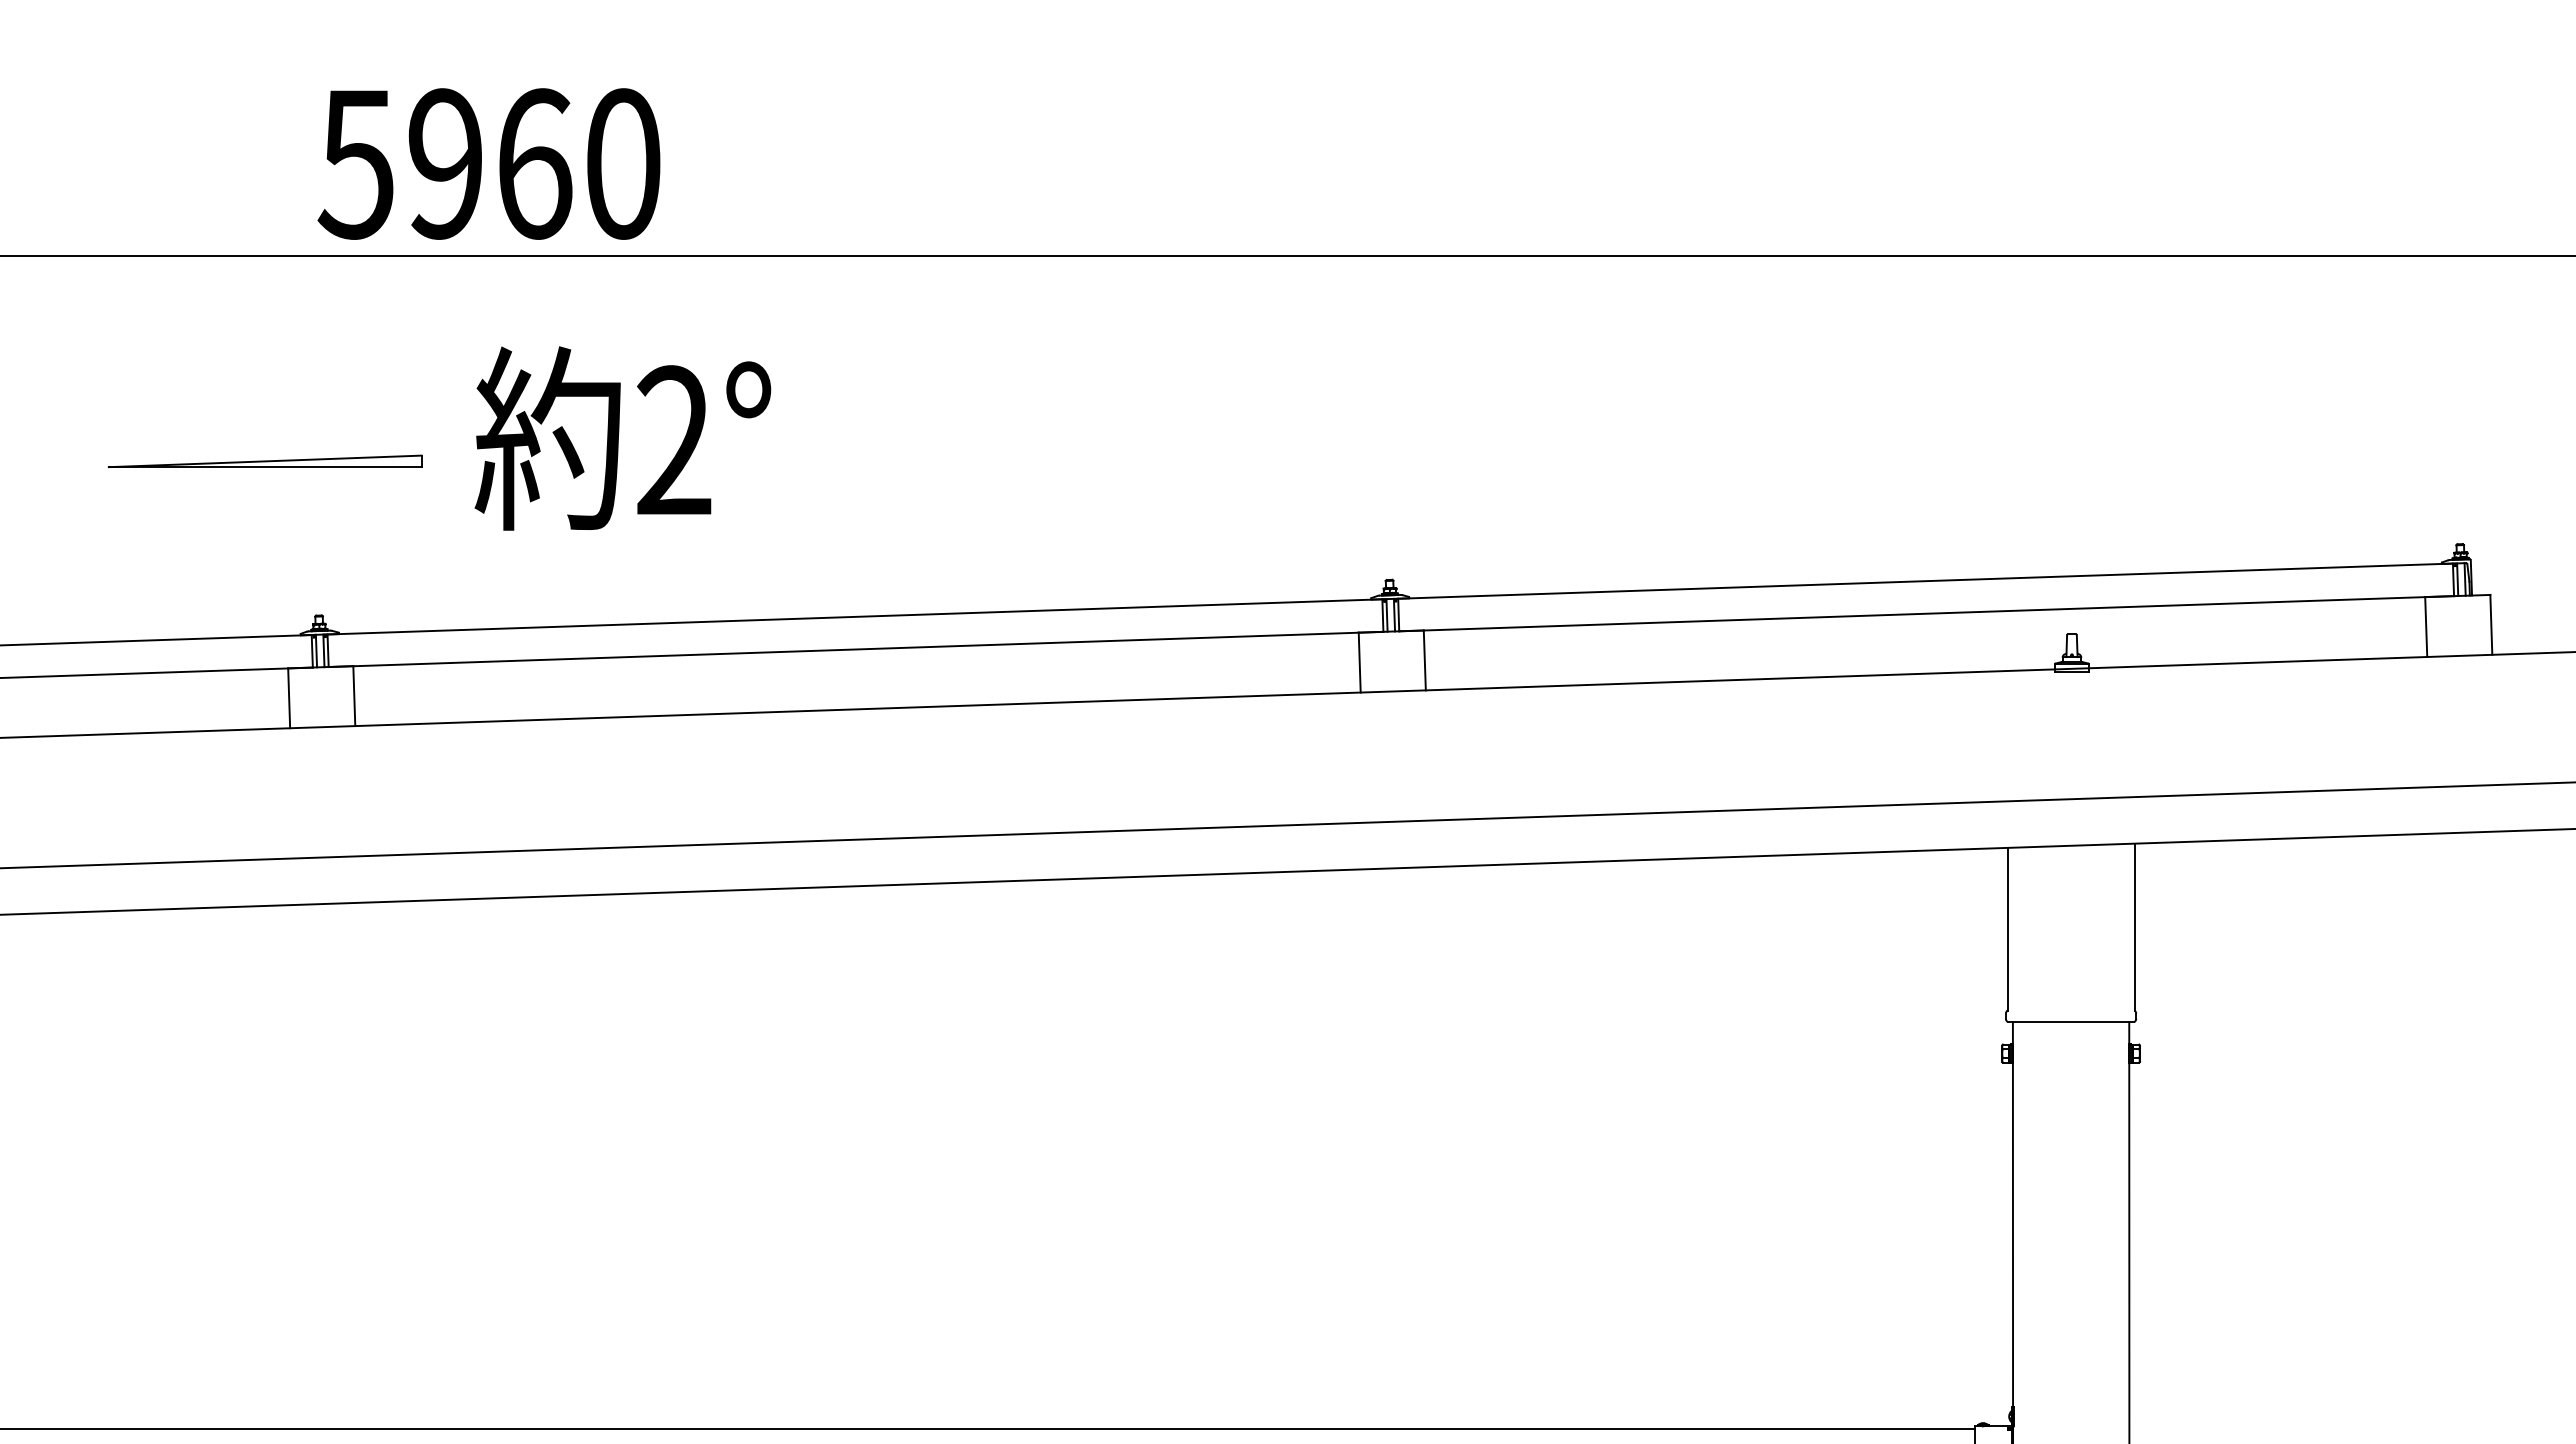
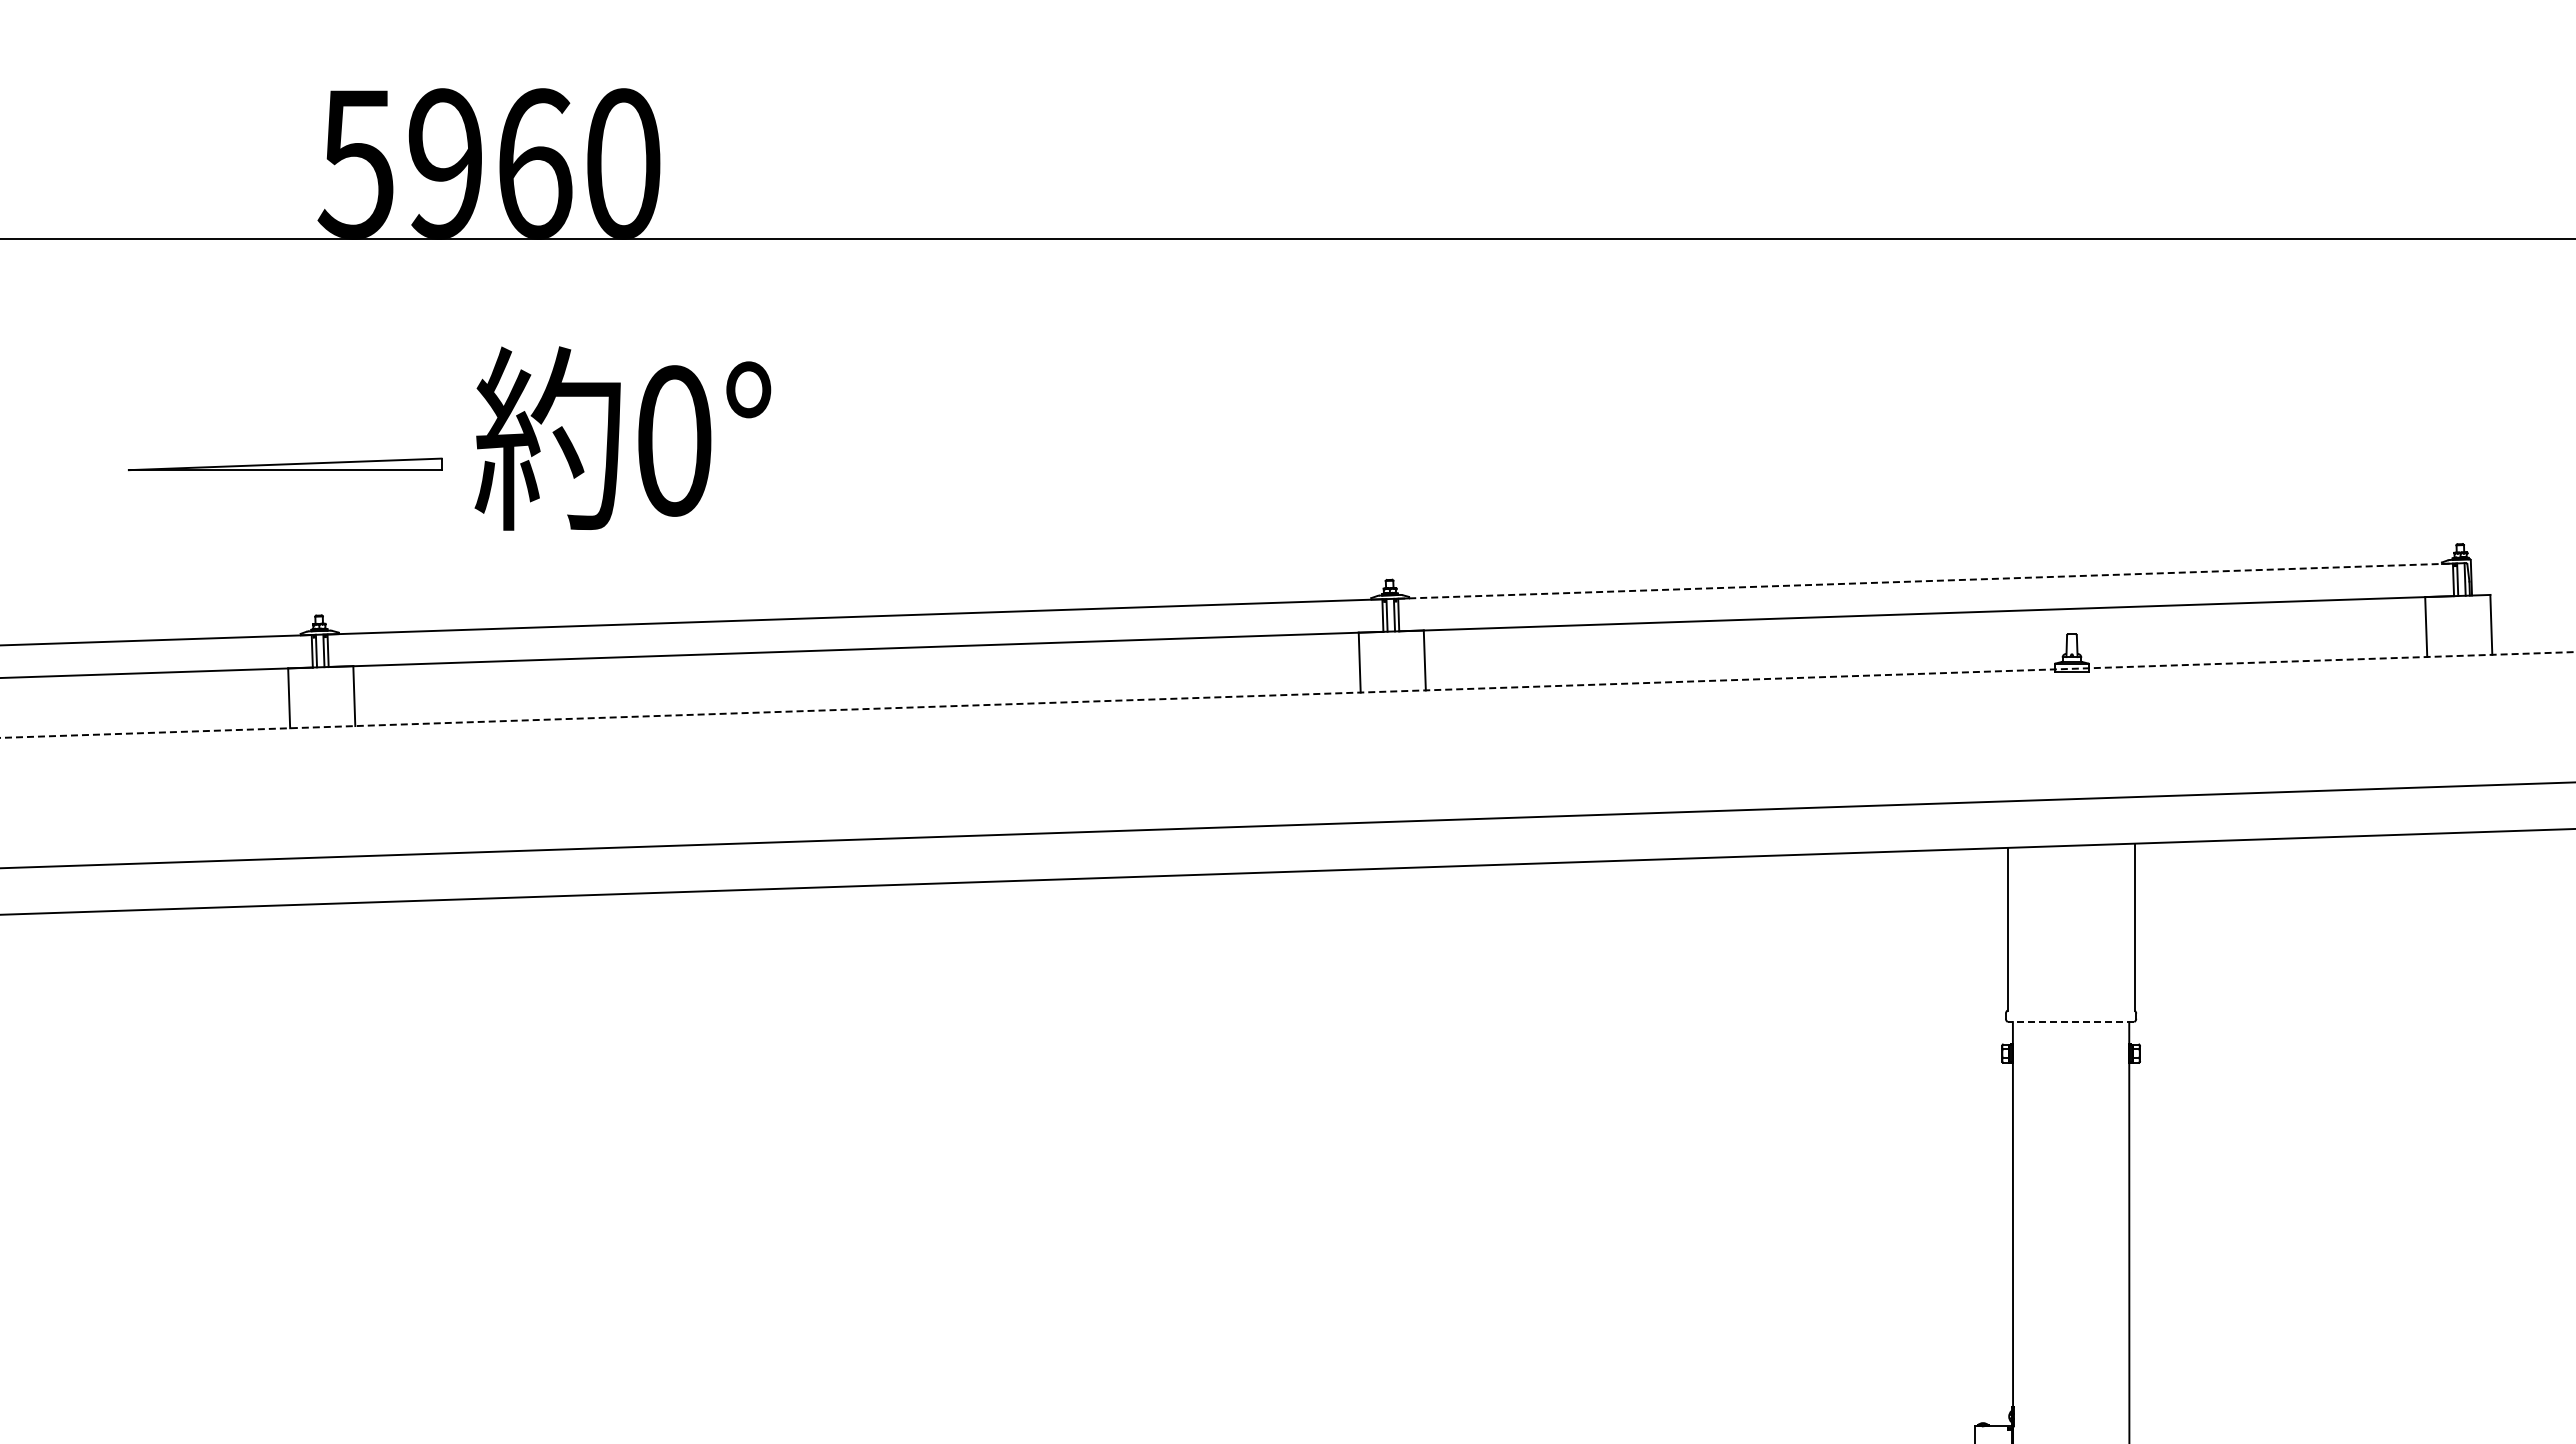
line position: (1287, 255) -> (1287, 238) (1287, 238)
text: 2° -> 0° (674, 440)
part position: (265, 461) -> (285, 464) (285, 464)
line: solid -> dashed (1925, 581)
line: solid -> dashed (1287, 695)
line: solid -> dashed (2070, 1022)
line: present -> none (988, 1428)
